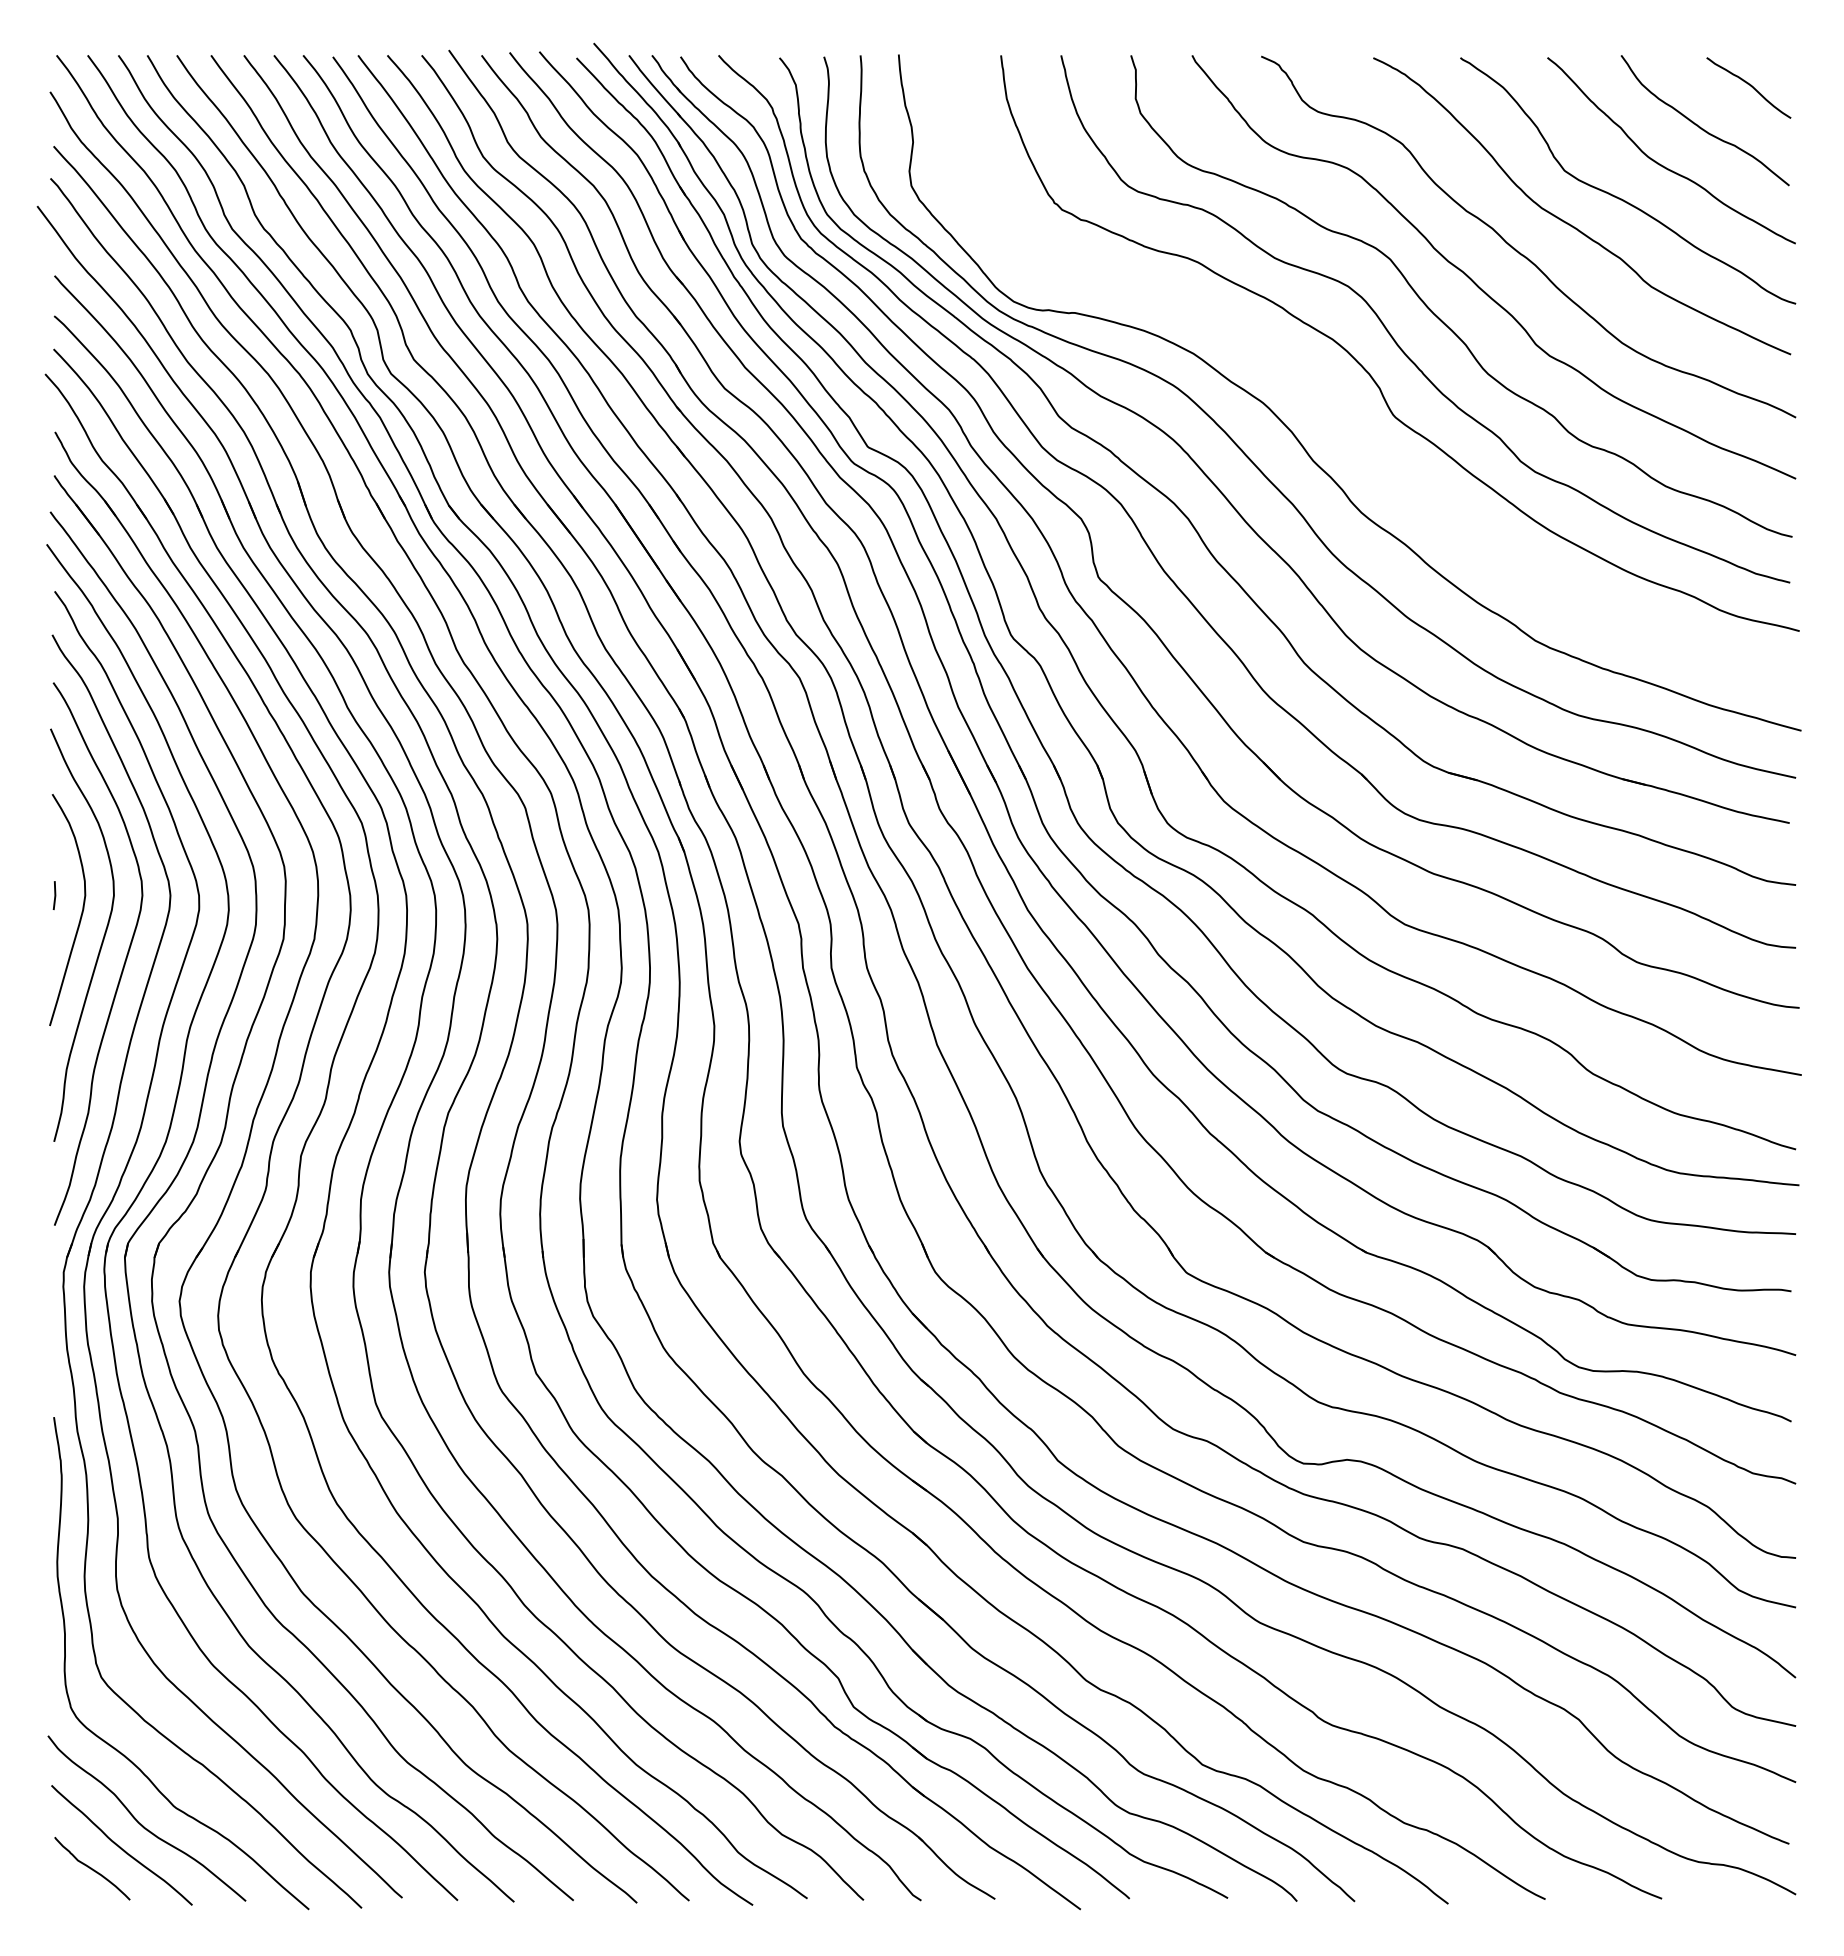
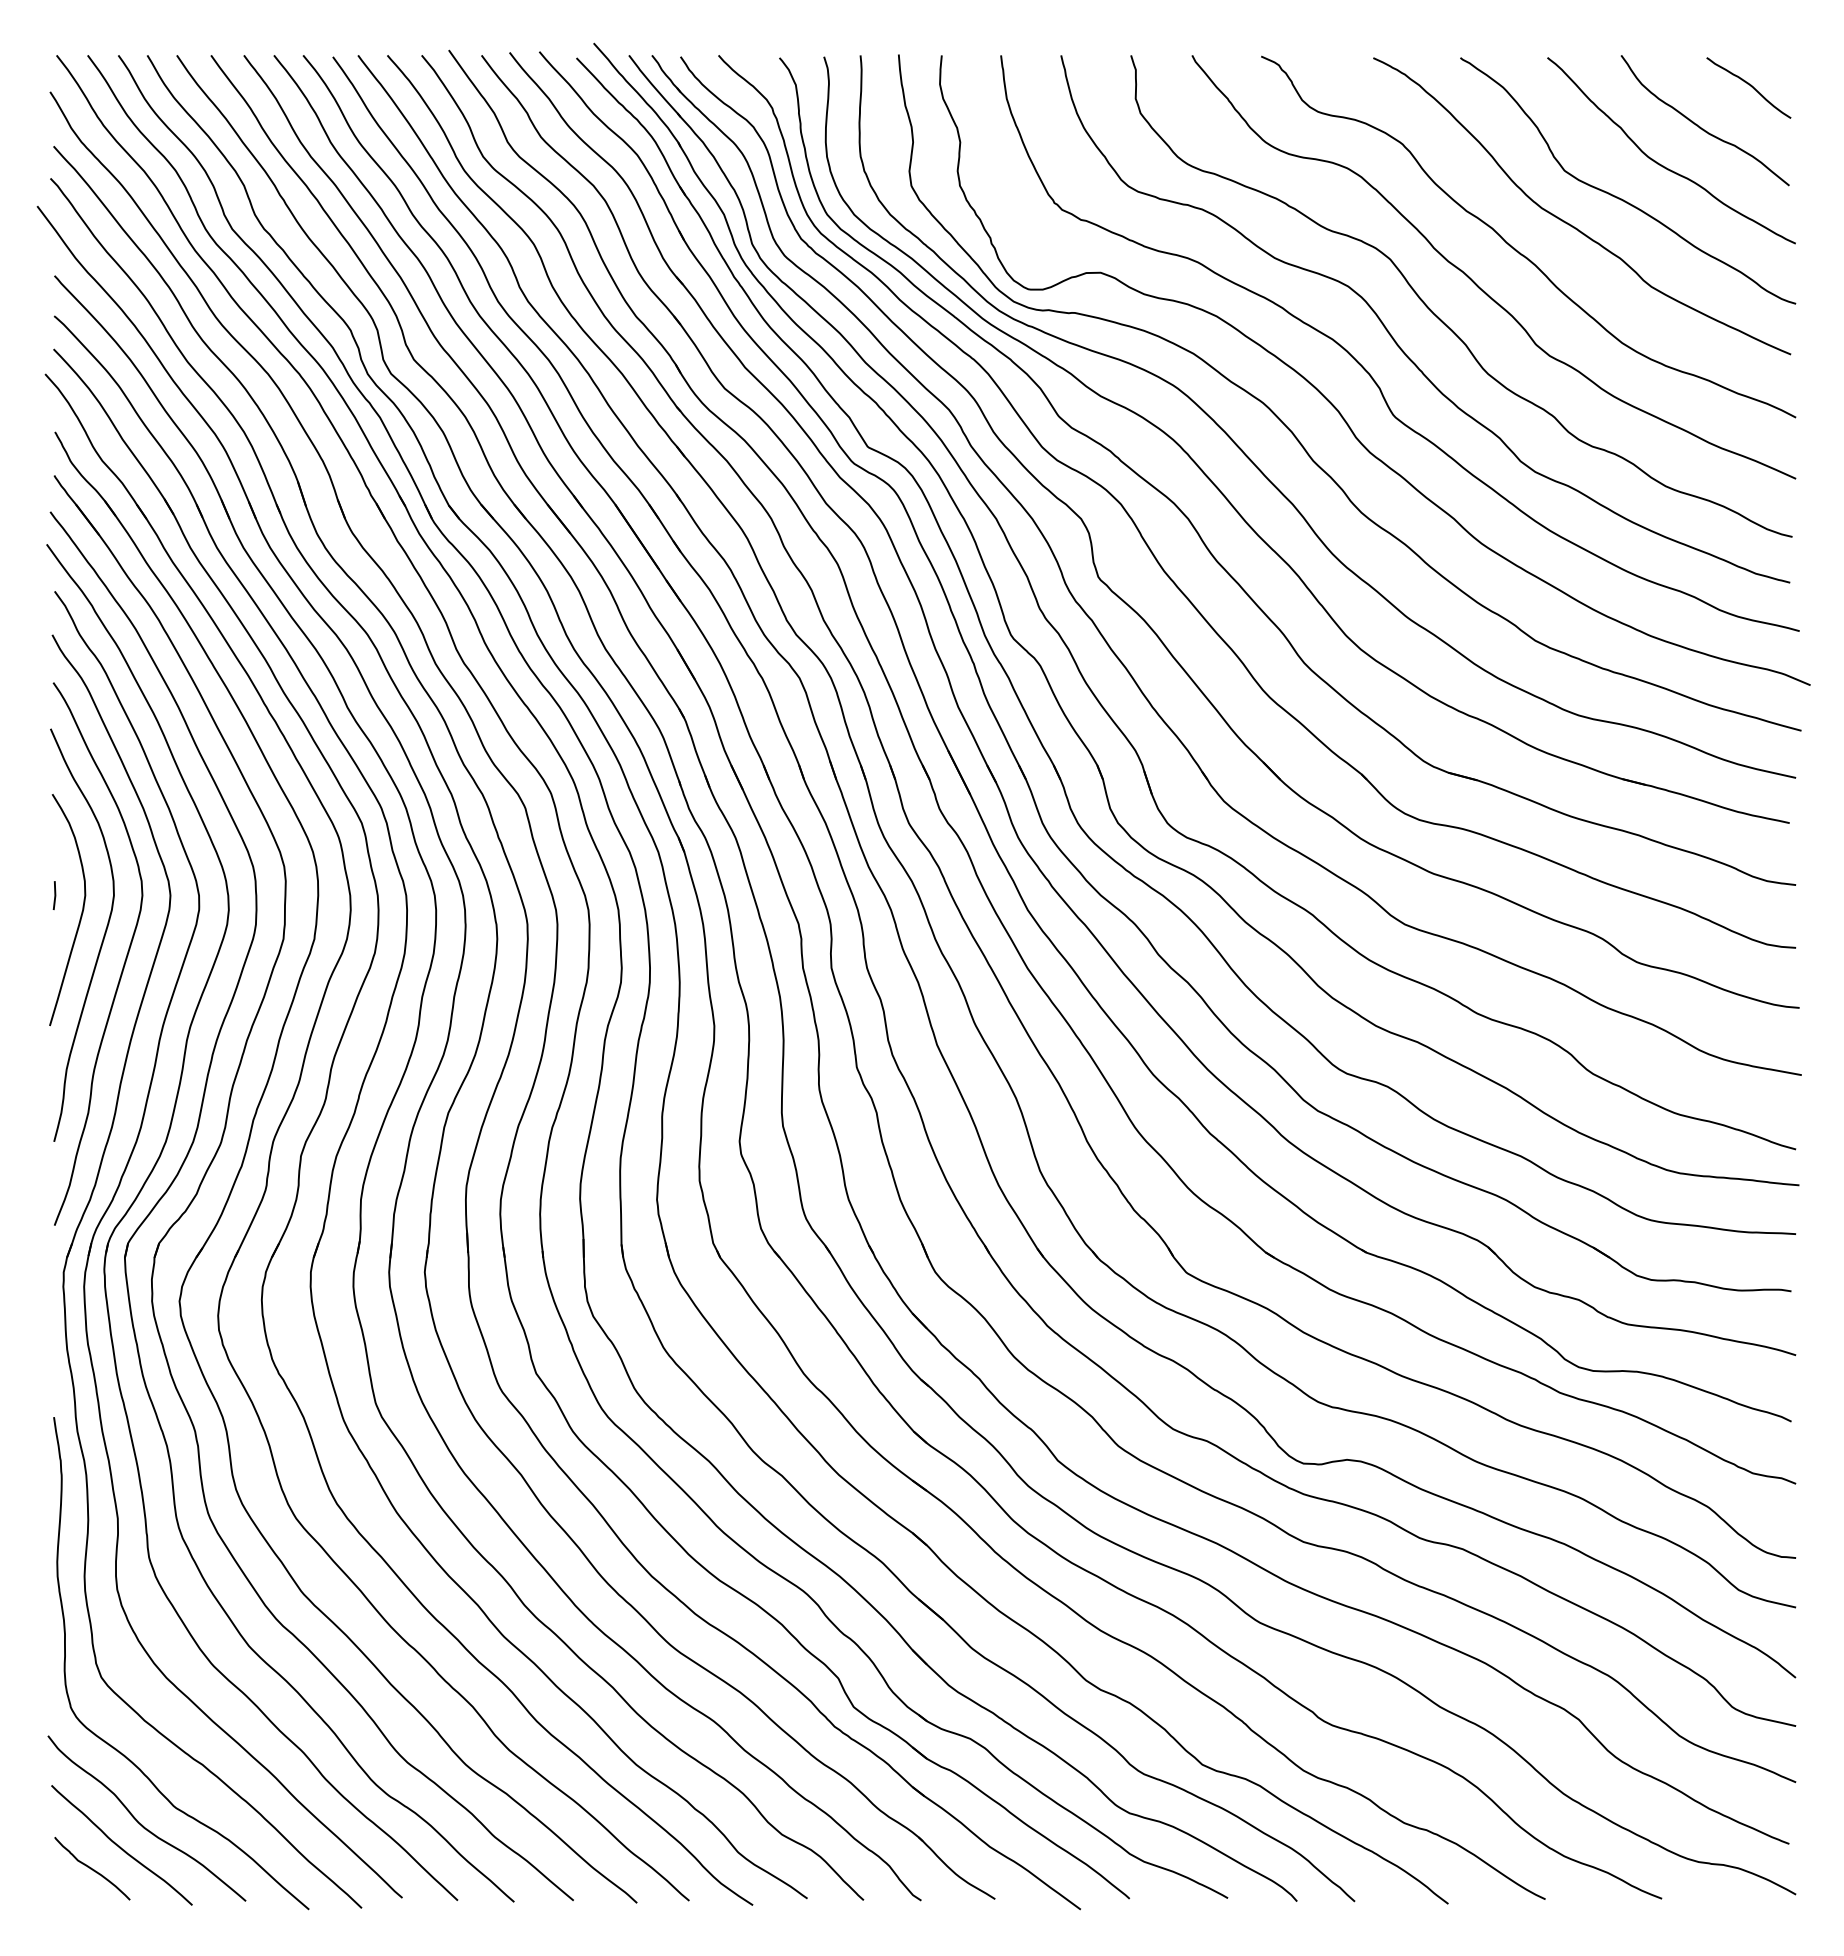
curve: none -> present (1336, 407)
